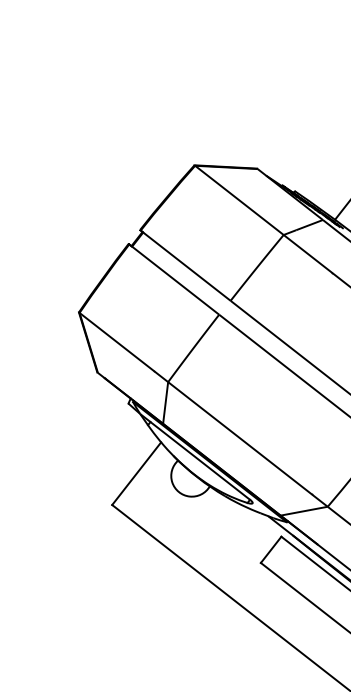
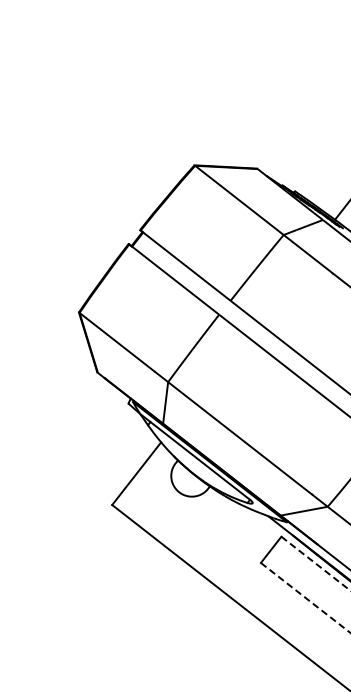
line: solid -> dashed (315, 563)
line: solid -> dashed (305, 598)
